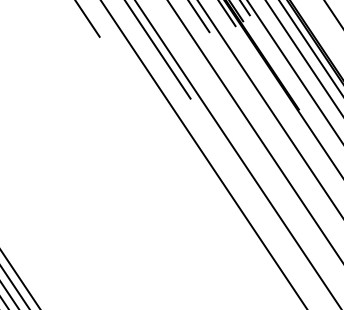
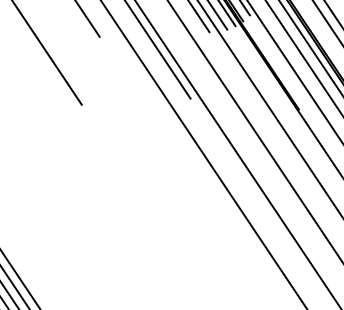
line: none -> present (217, 16)
line: none -> present (327, 22)
line: none -> present (47, 53)
